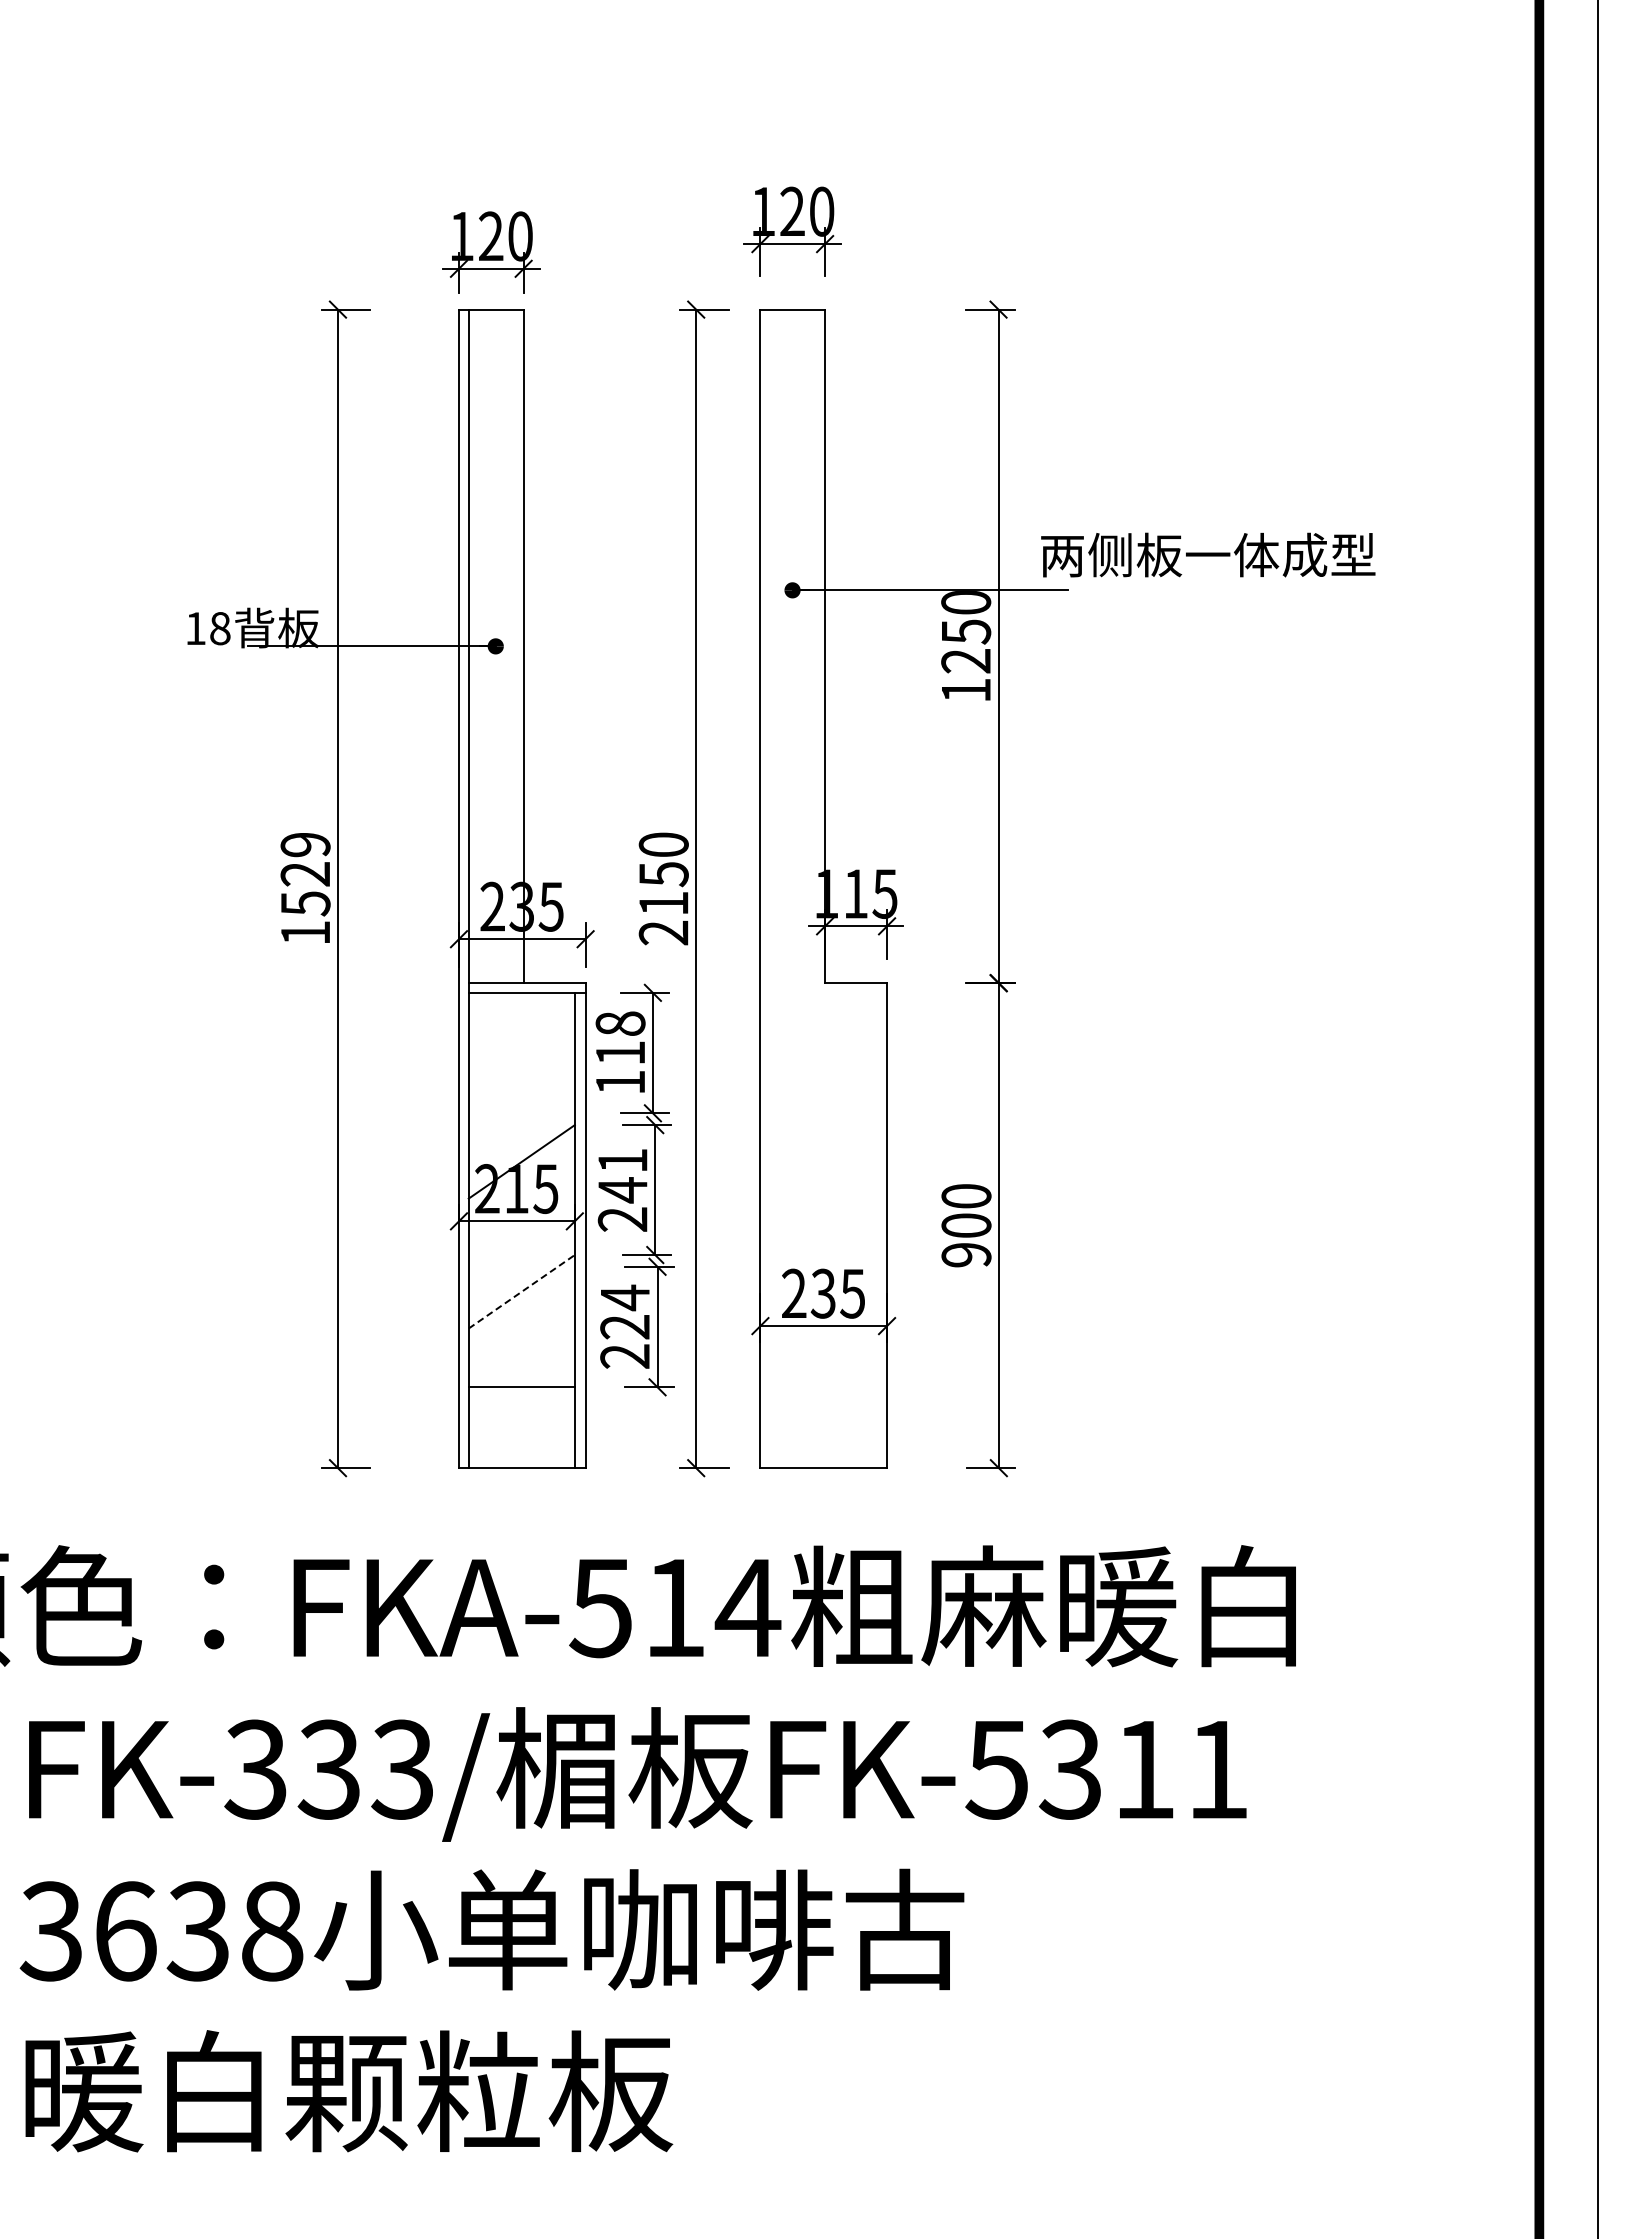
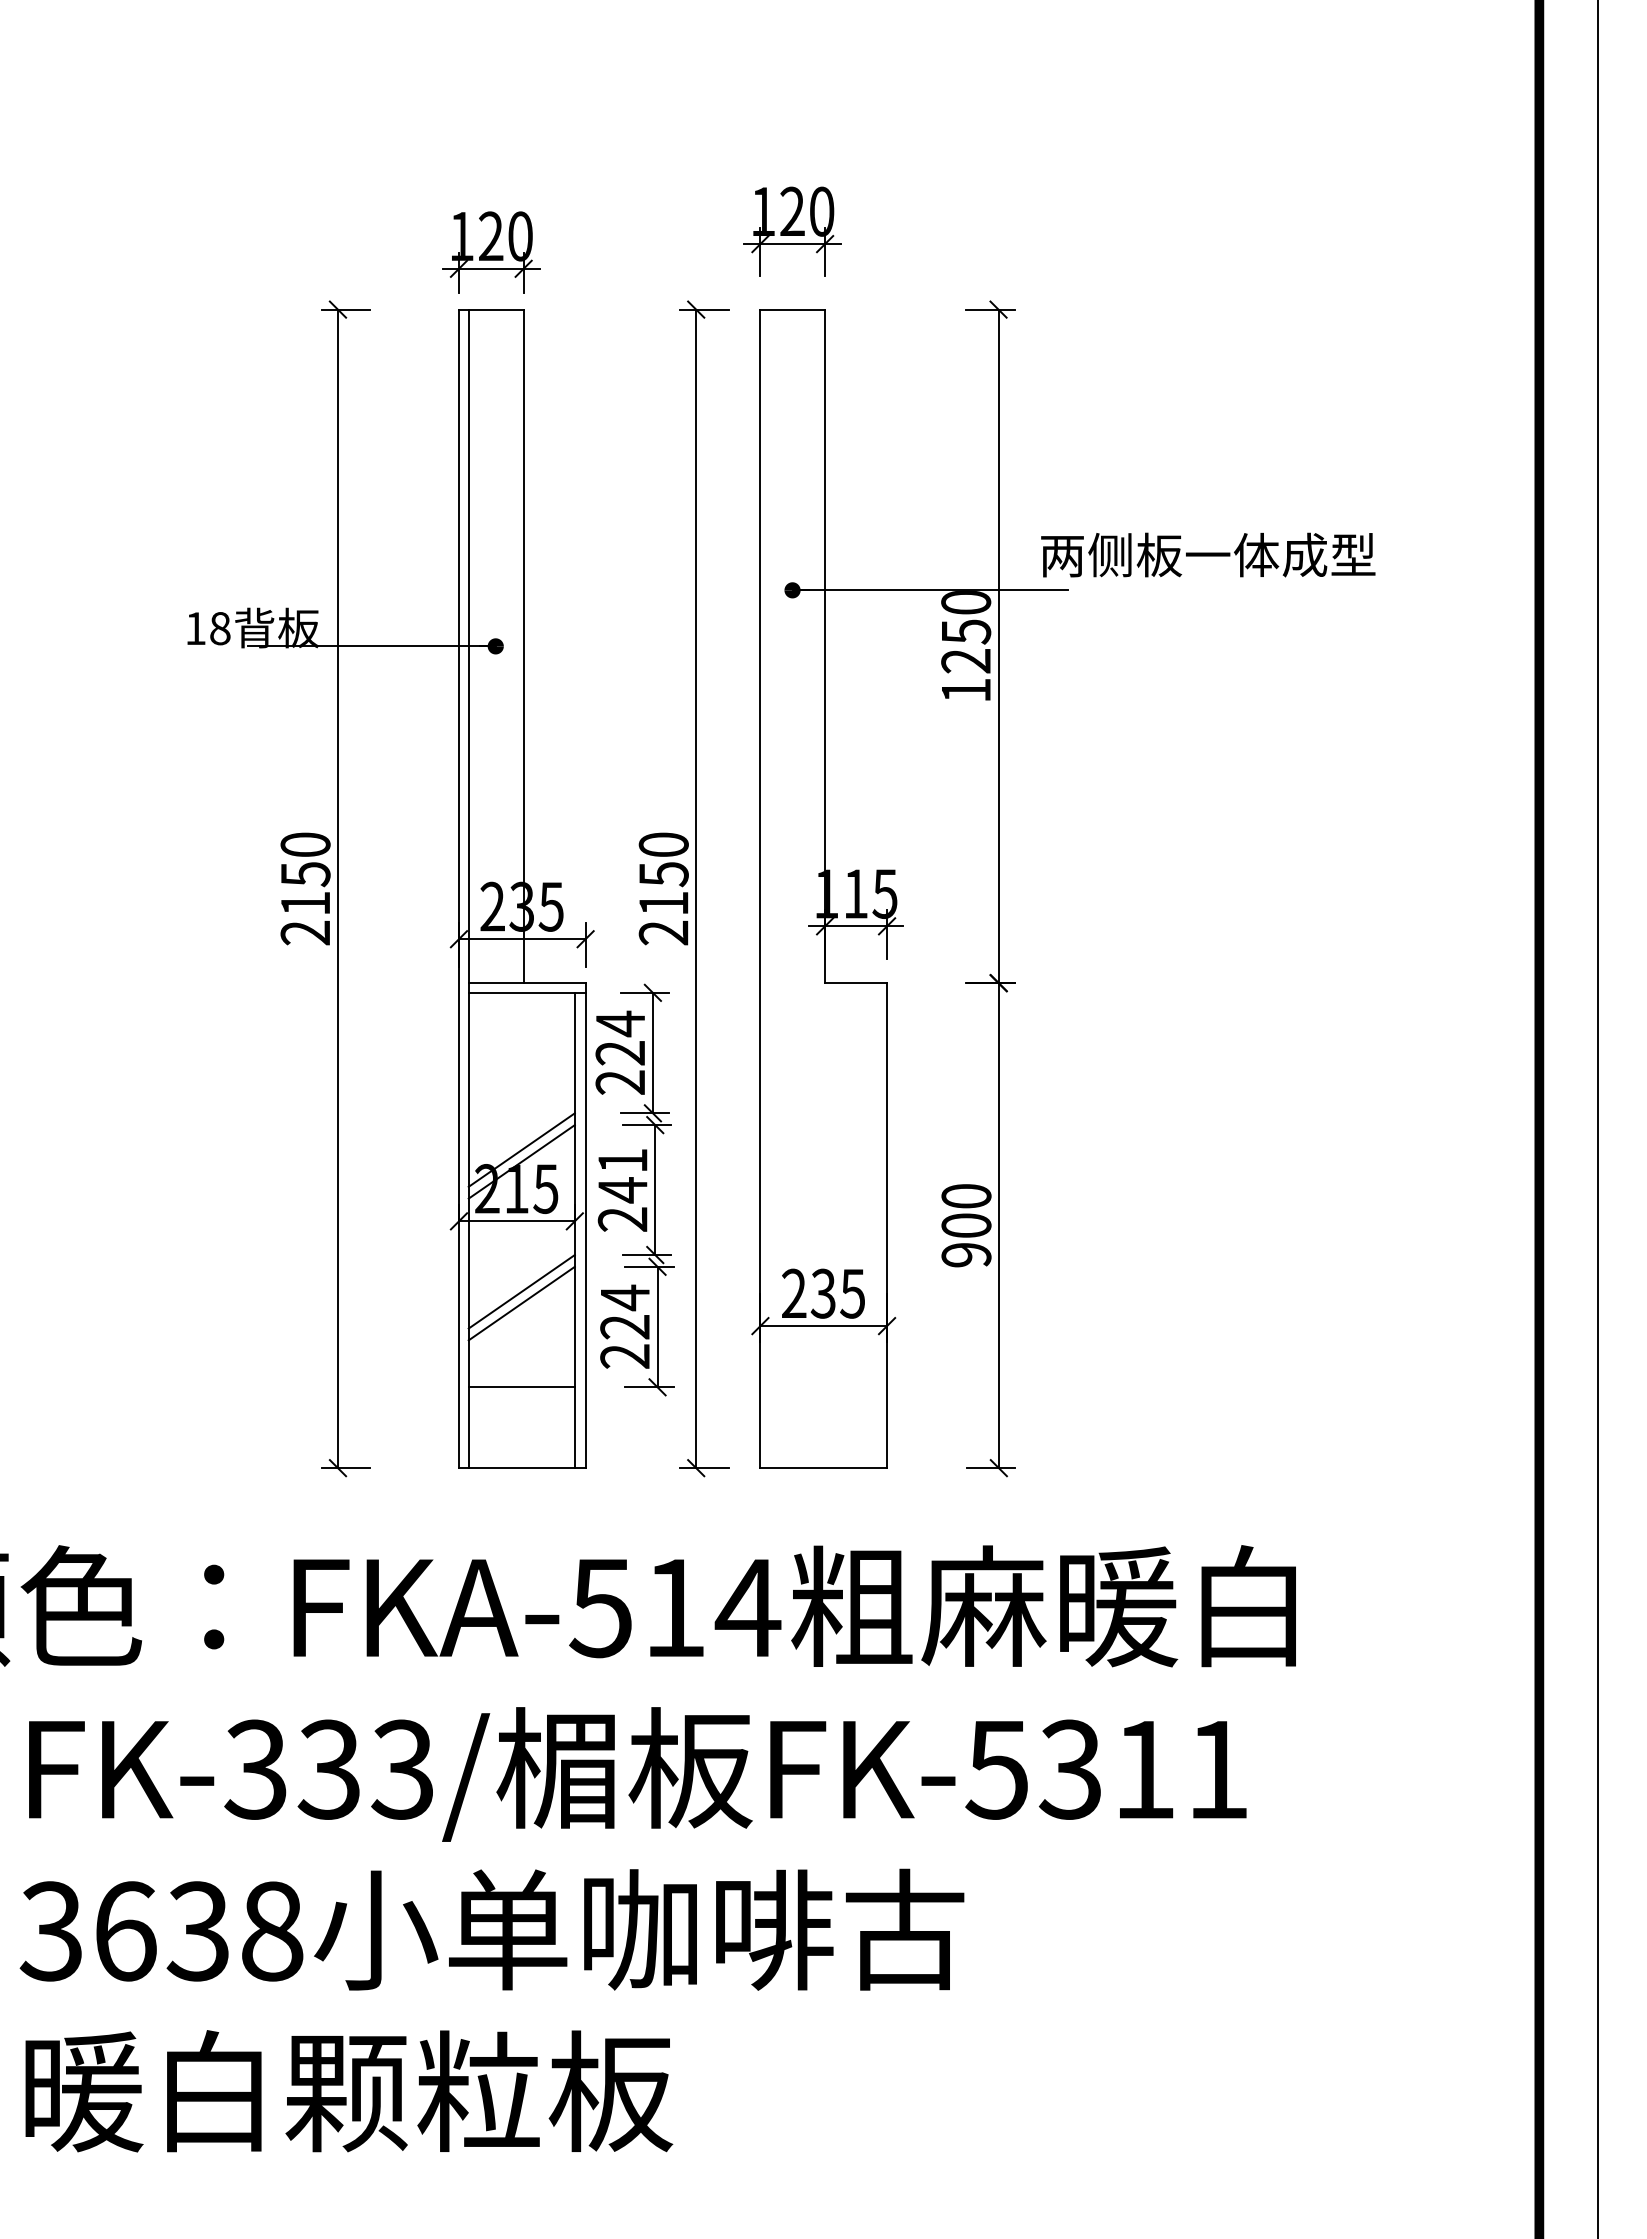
text: 1529 -> 2150 (305, 888)
text: 118 -> 224 (620, 1052)
line: none -> present (521, 1149)
line: dashed -> solid (521, 1291)
line: none -> present (521, 1303)
